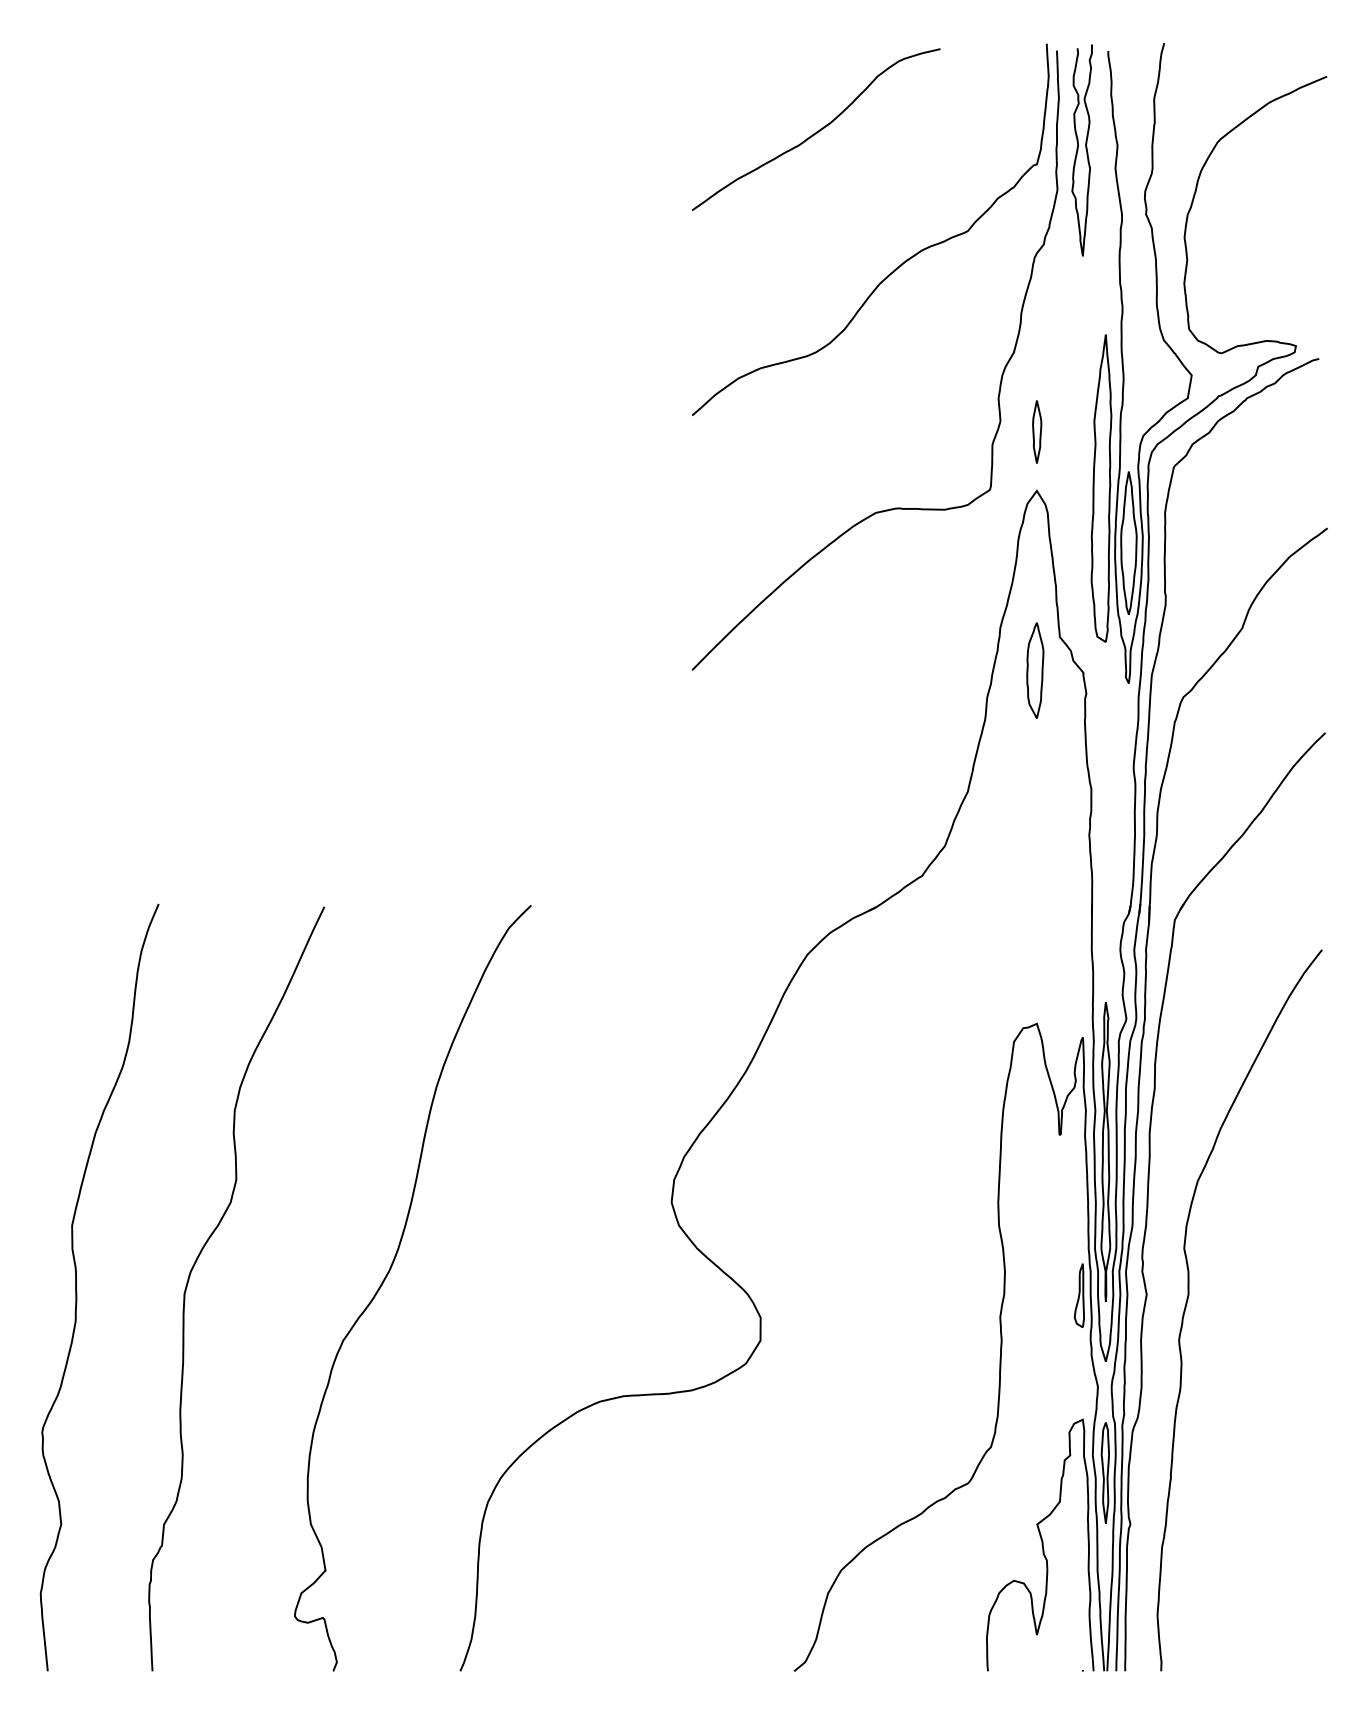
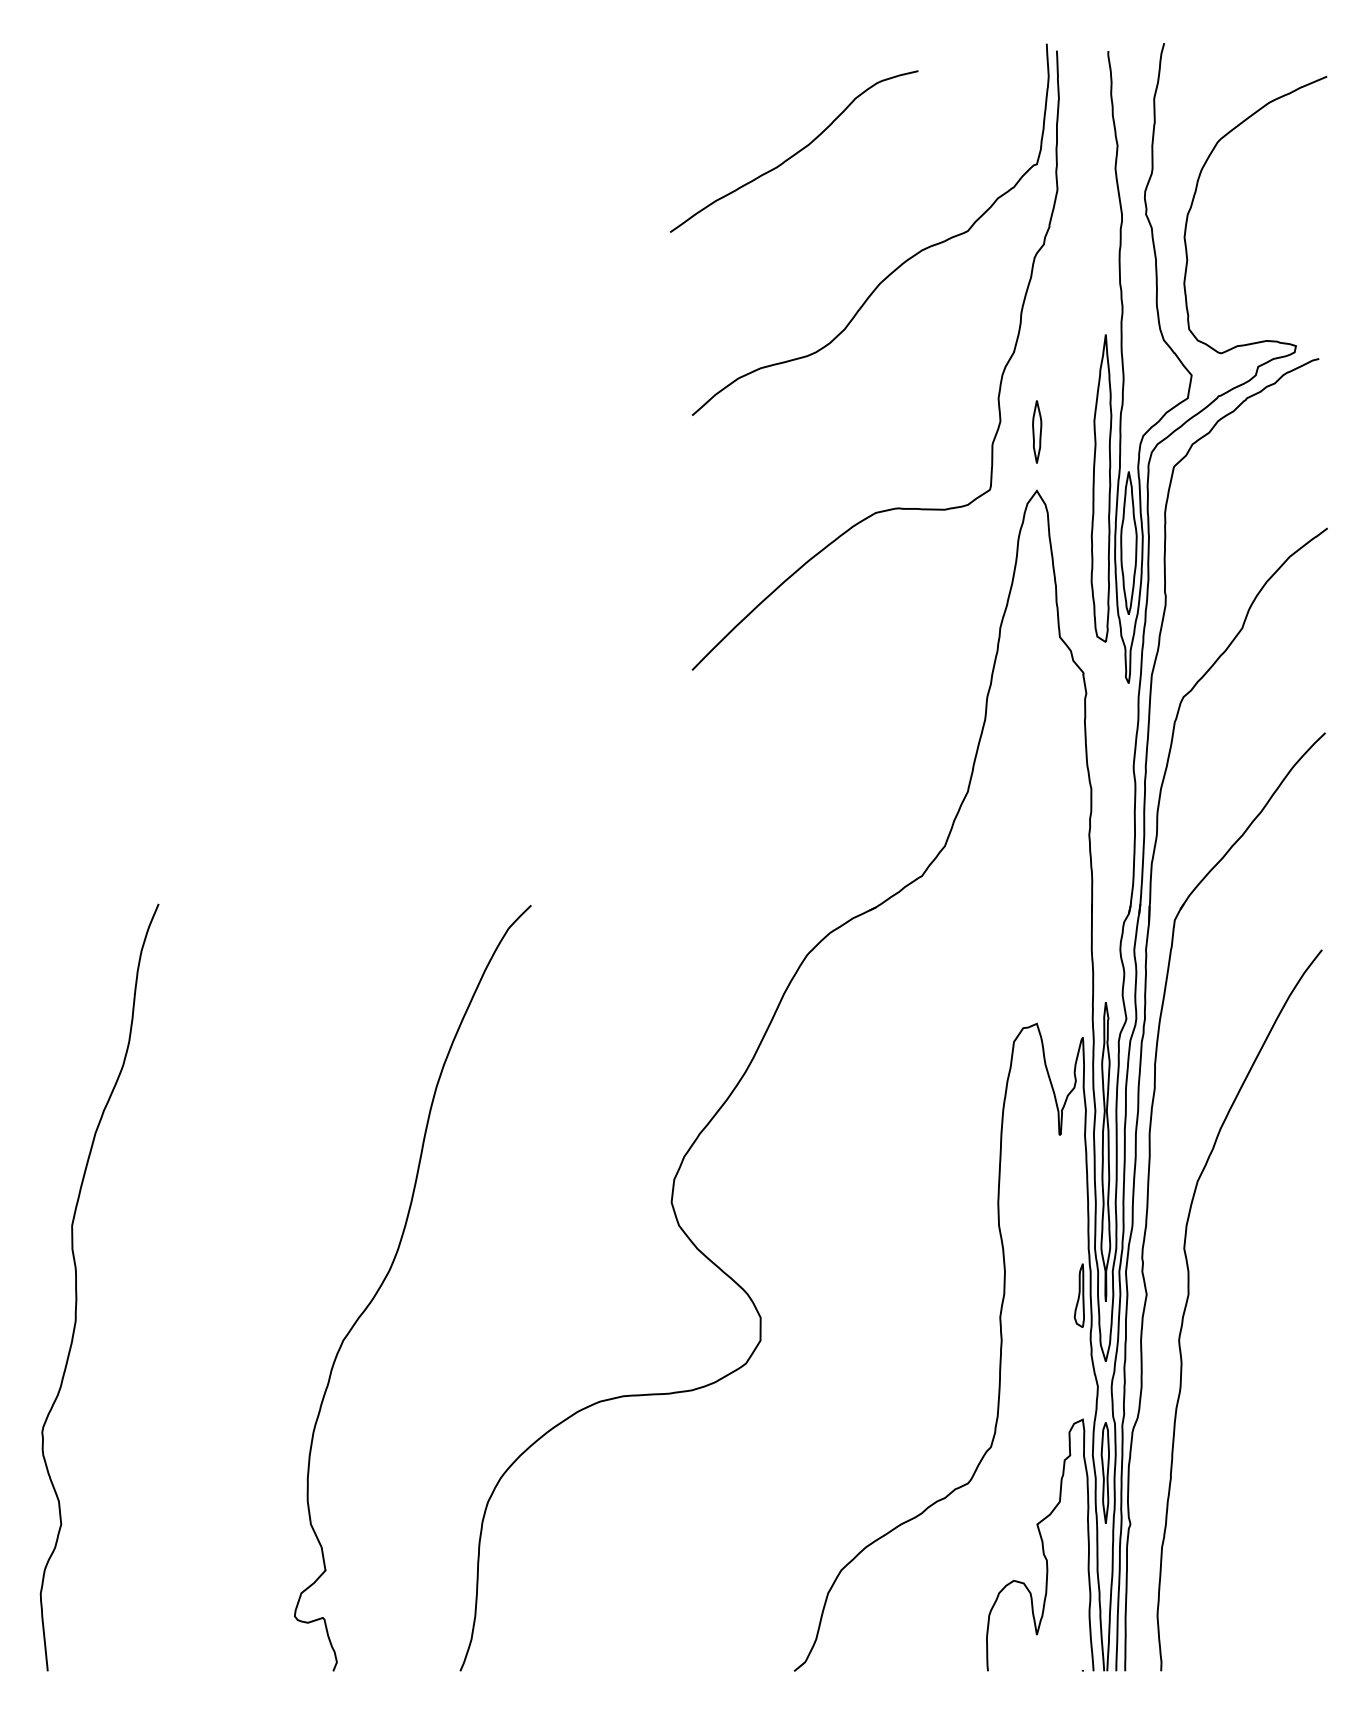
curve position: (816, 131) -> (794, 153) (794, 153)
curve: present -> none (1078, 150)
part: present -> none (1035, 670)
curve: present -> none (194, 1266)
